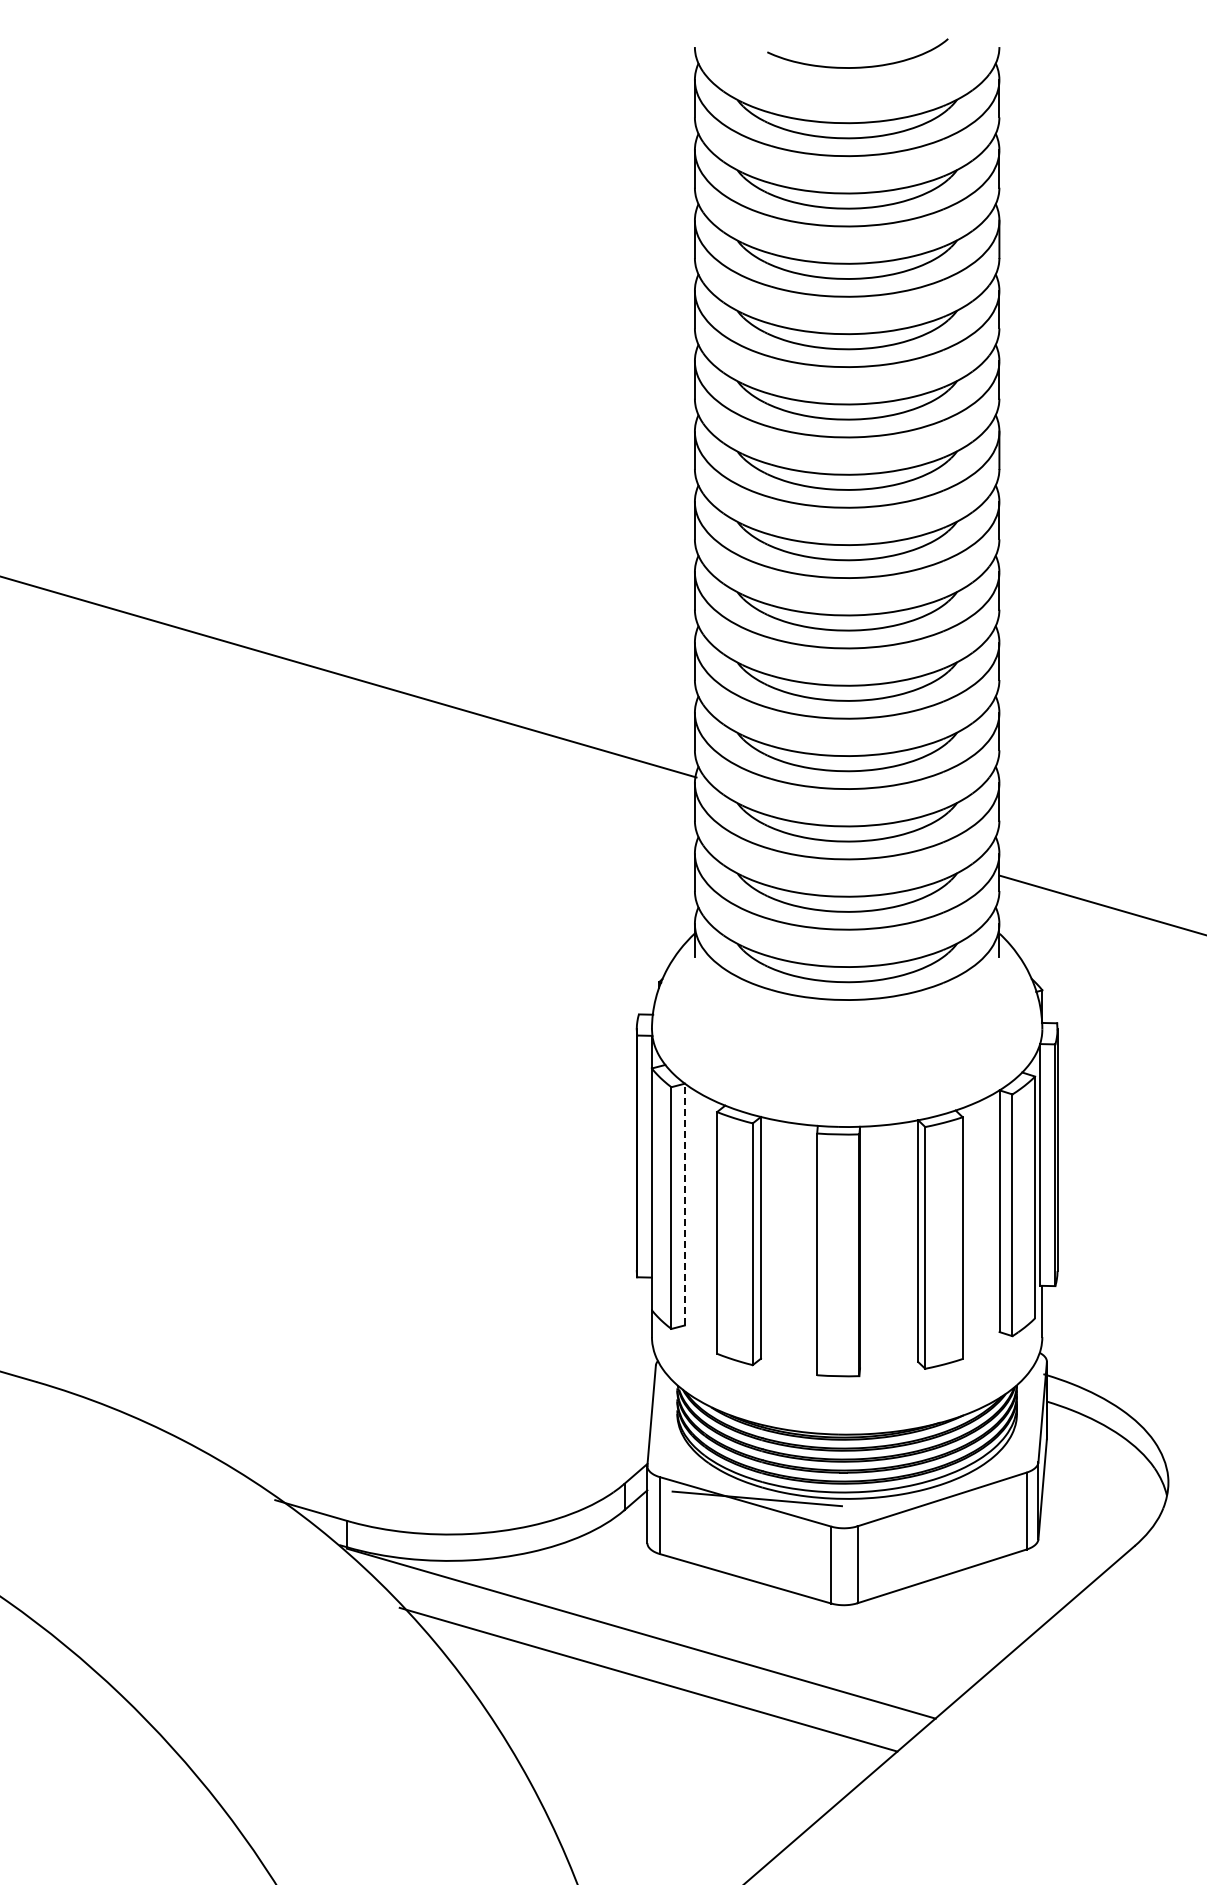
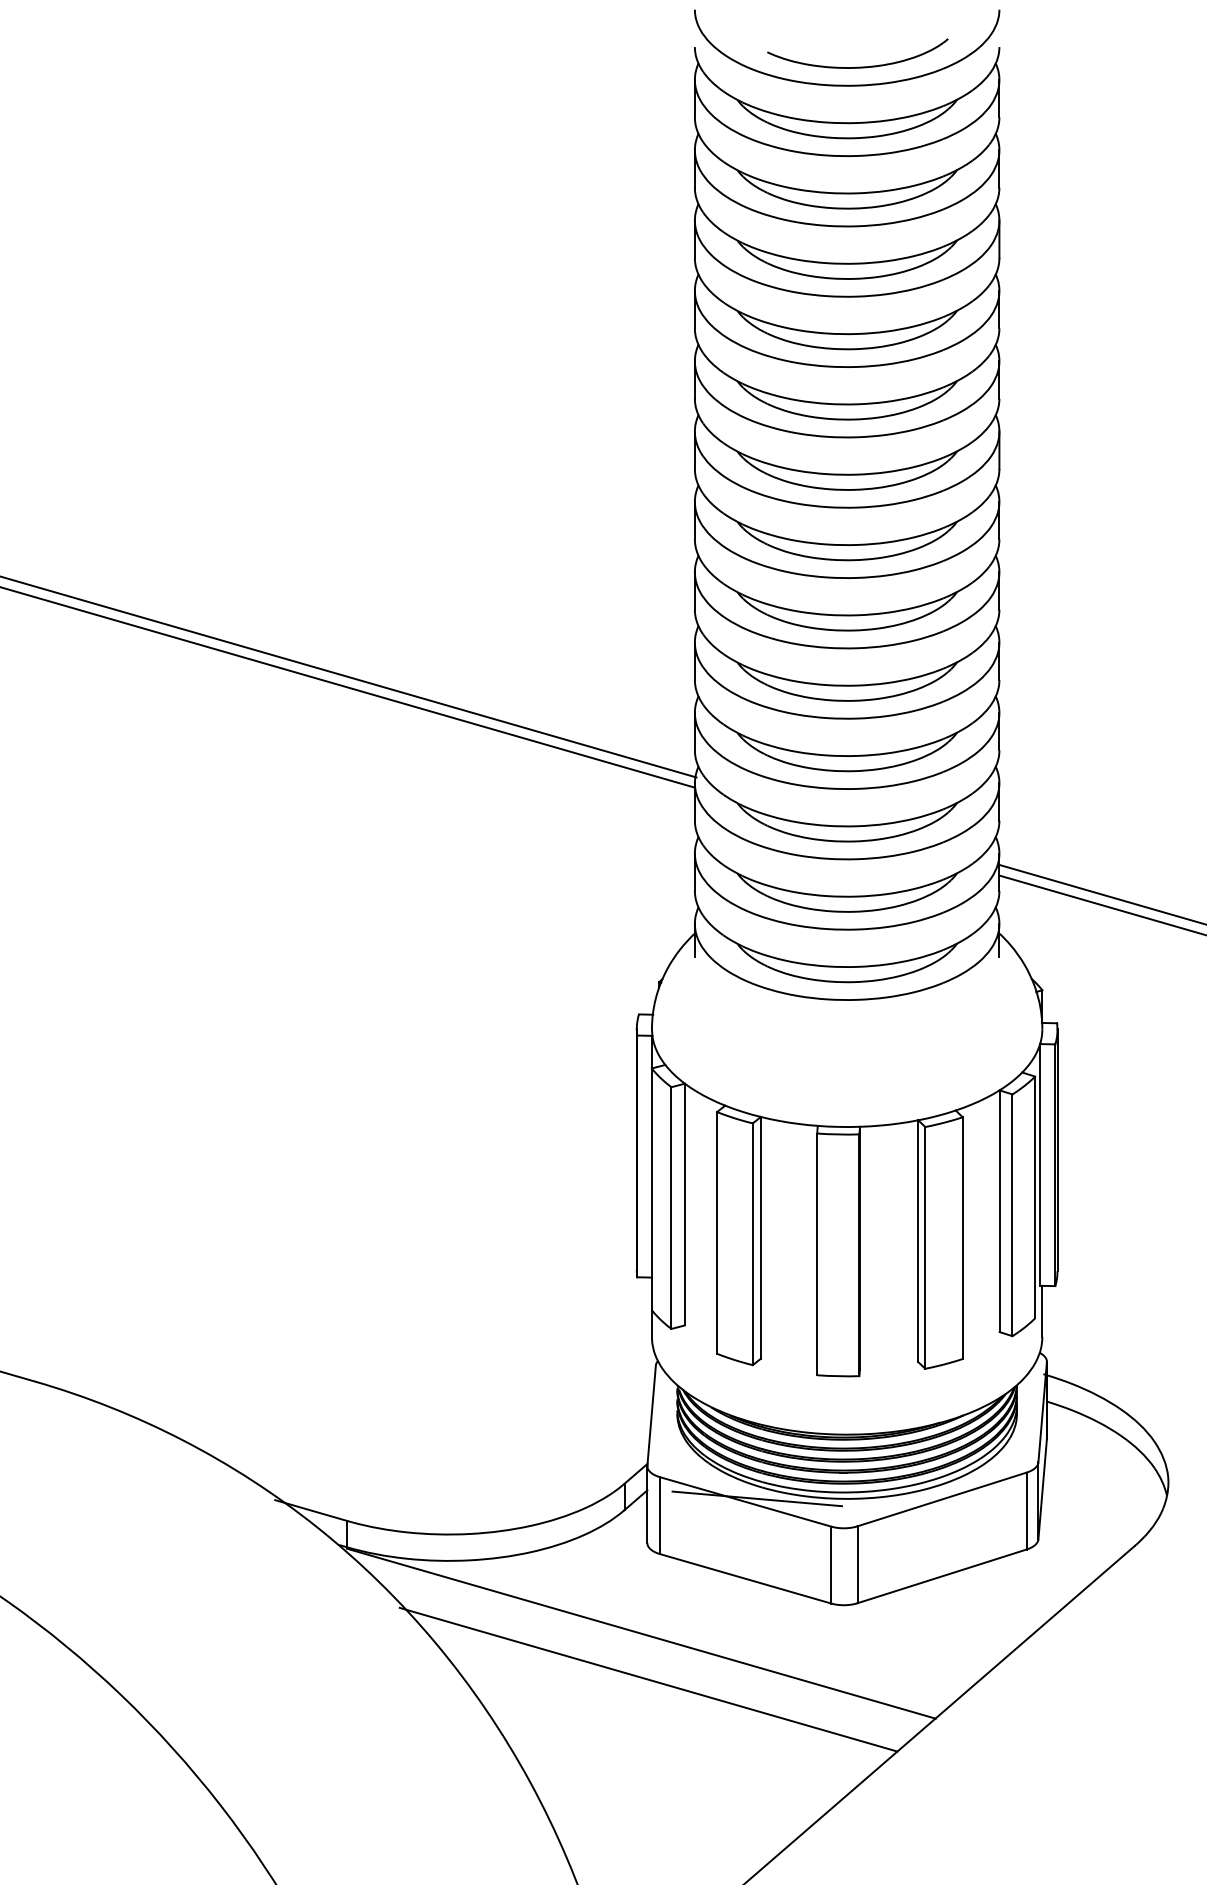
part: none -> present (847, 84)
line: none -> present (347, 687)
line: none -> present (1101, 893)
line: dashed -> solid (684, 1204)
